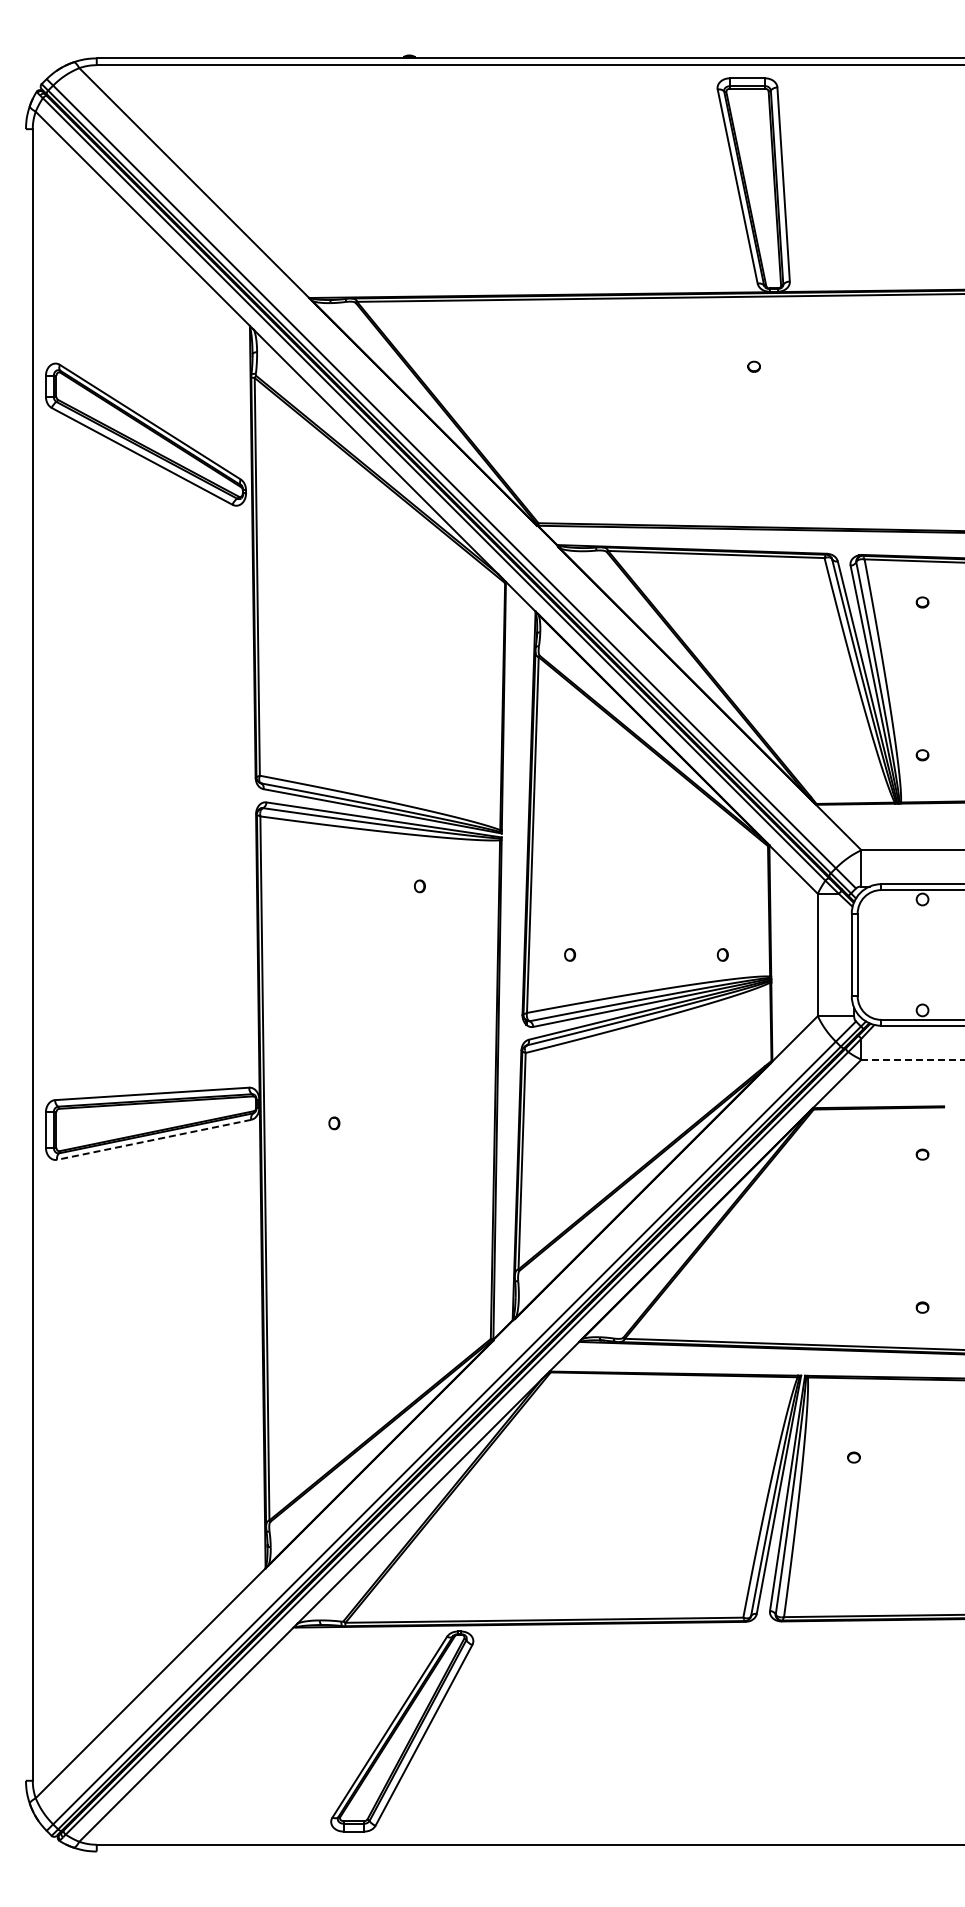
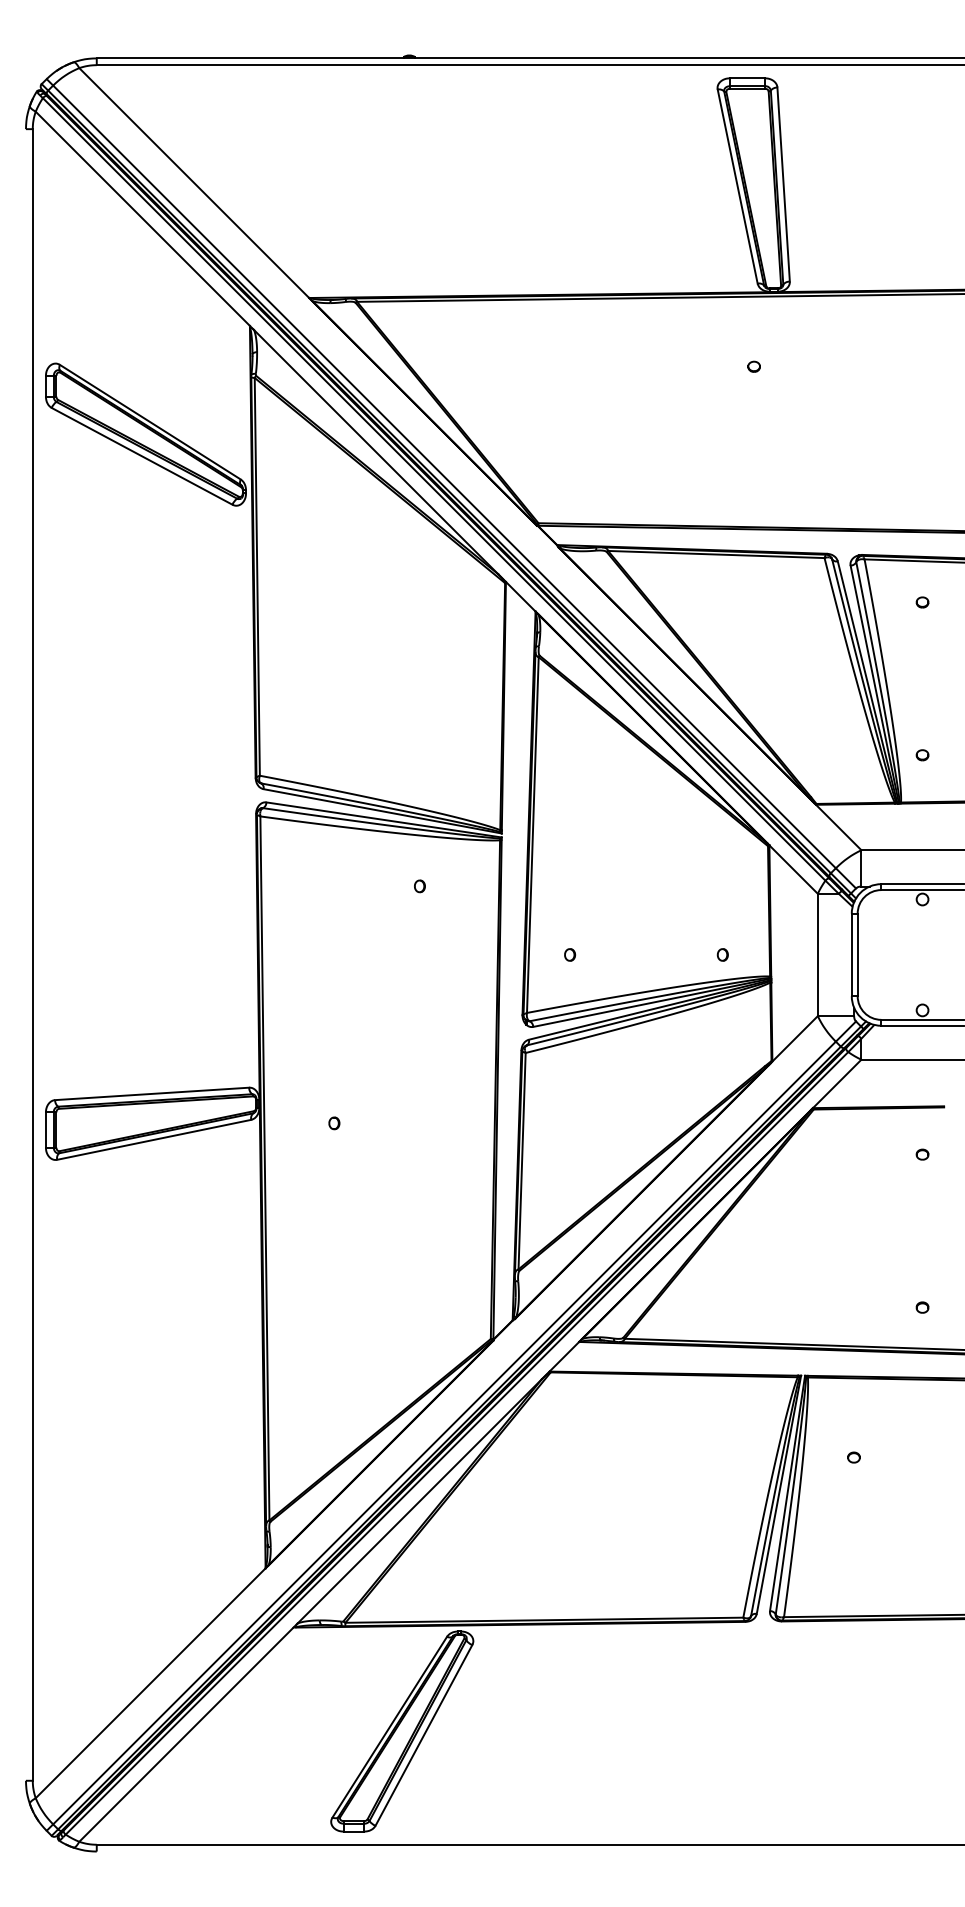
line: dashed -> solid (913, 1059)
line: dashed -> solid (153, 1139)
